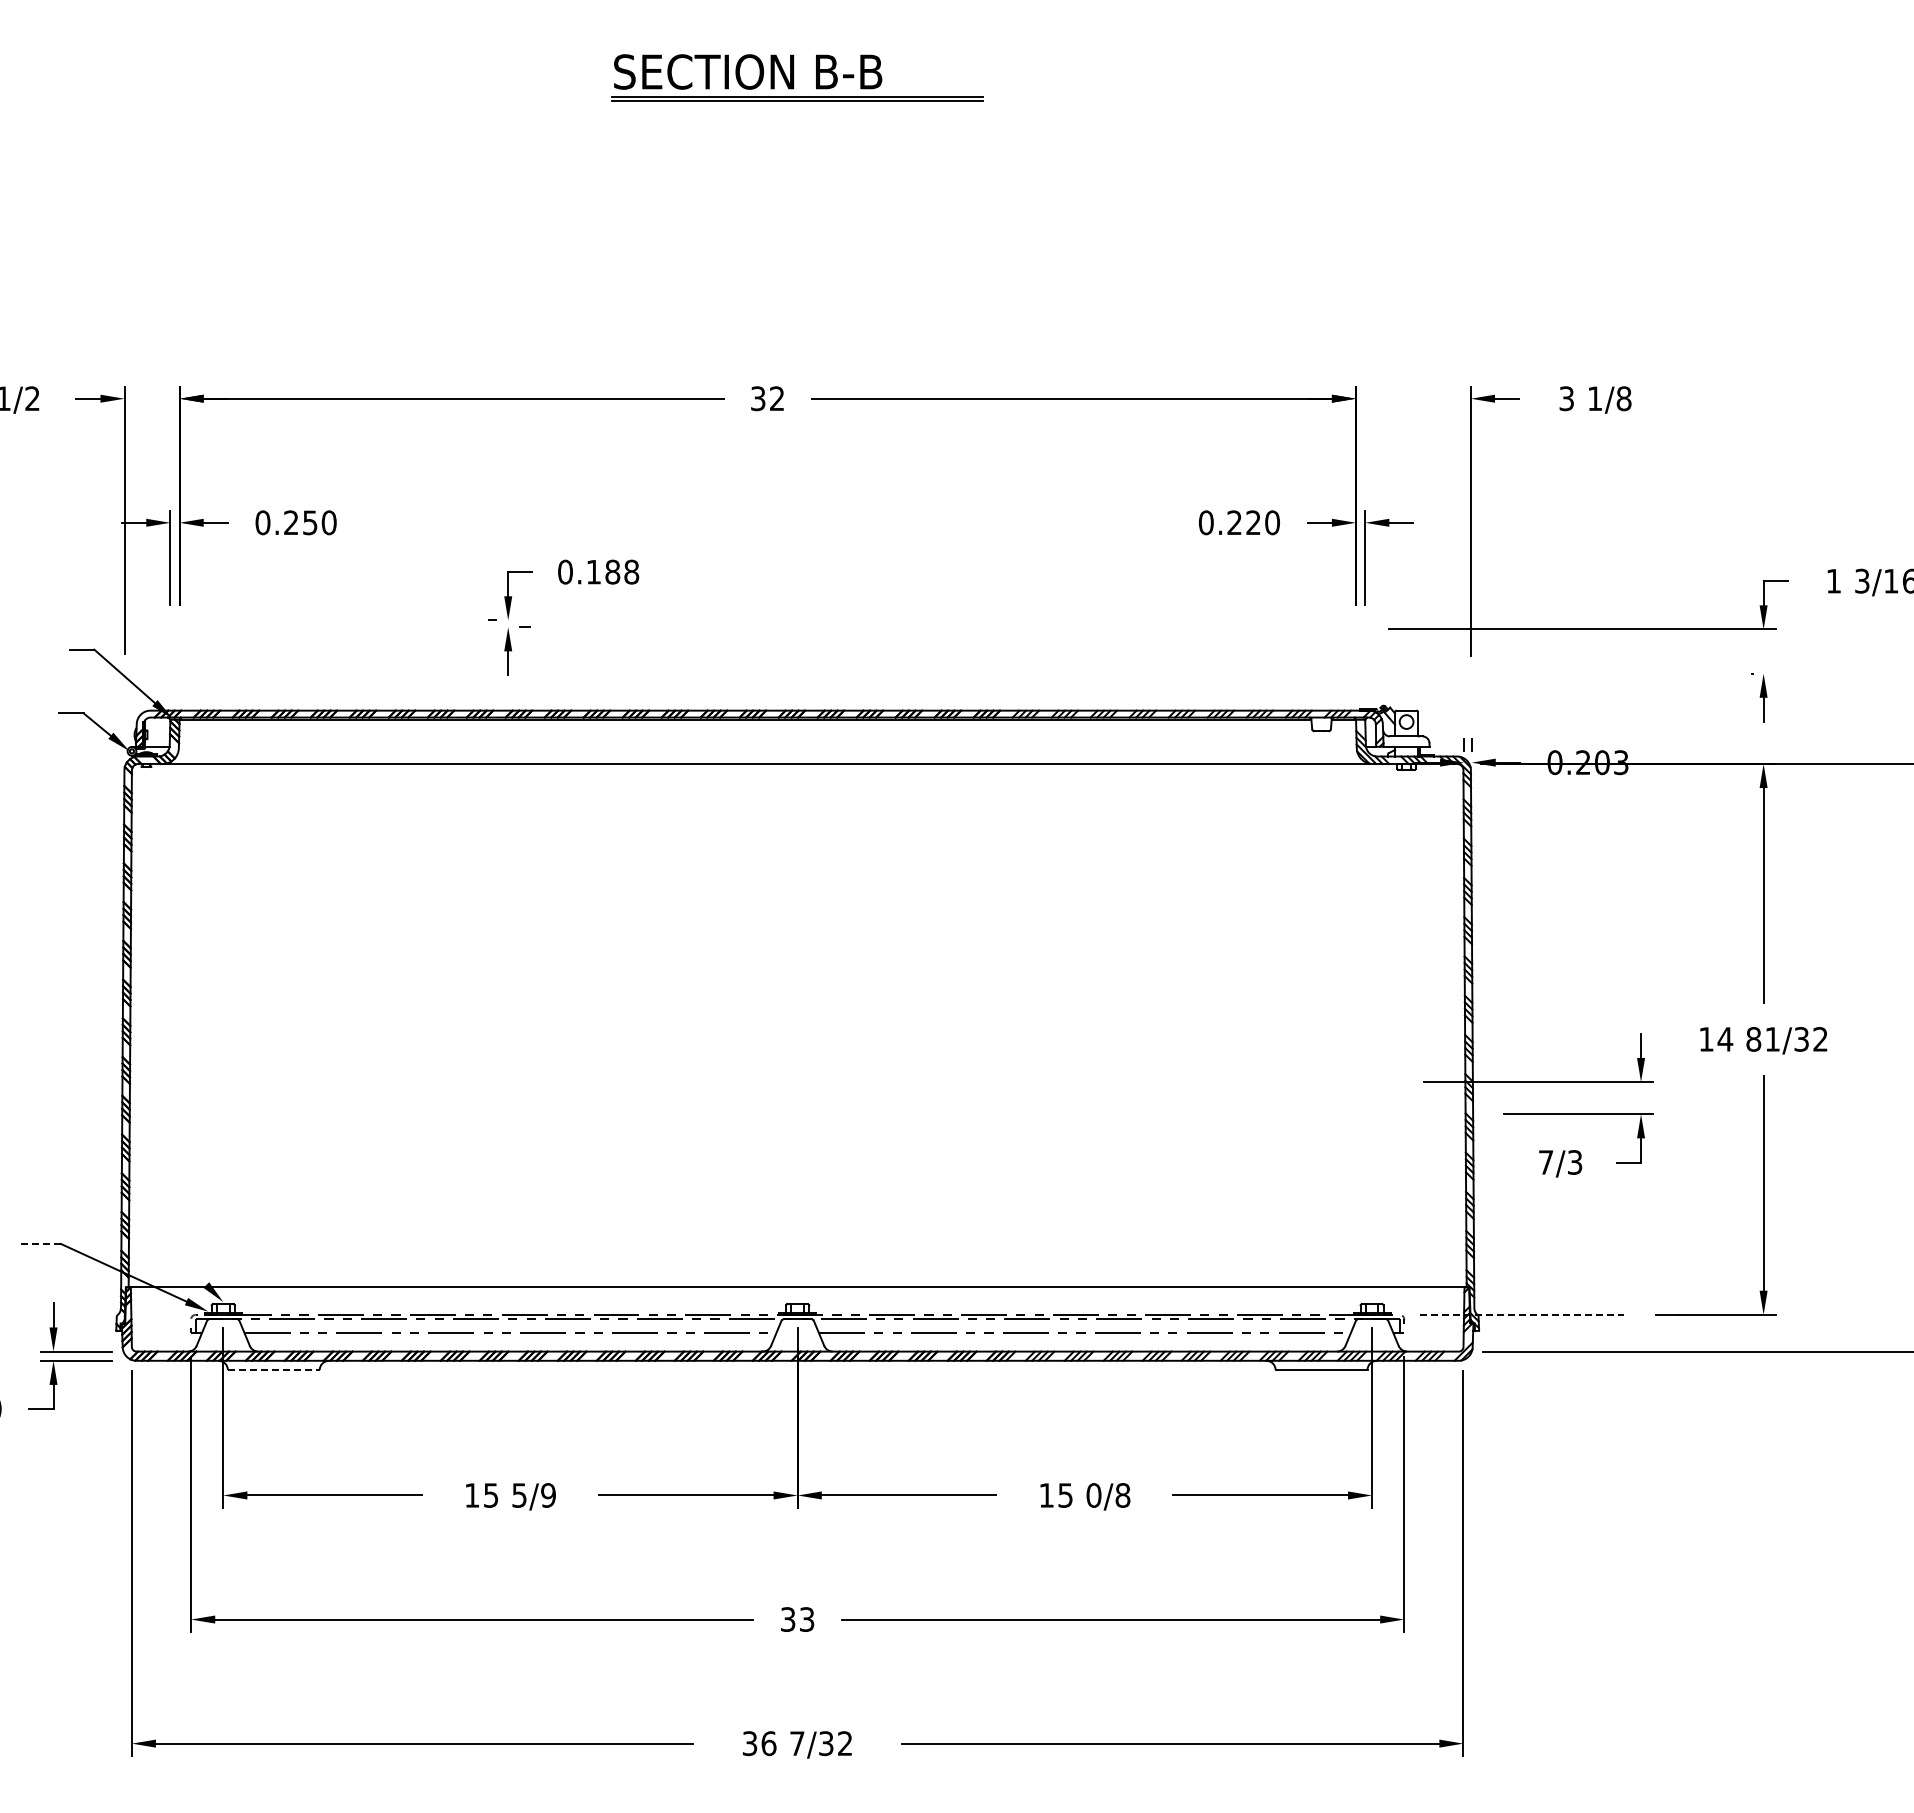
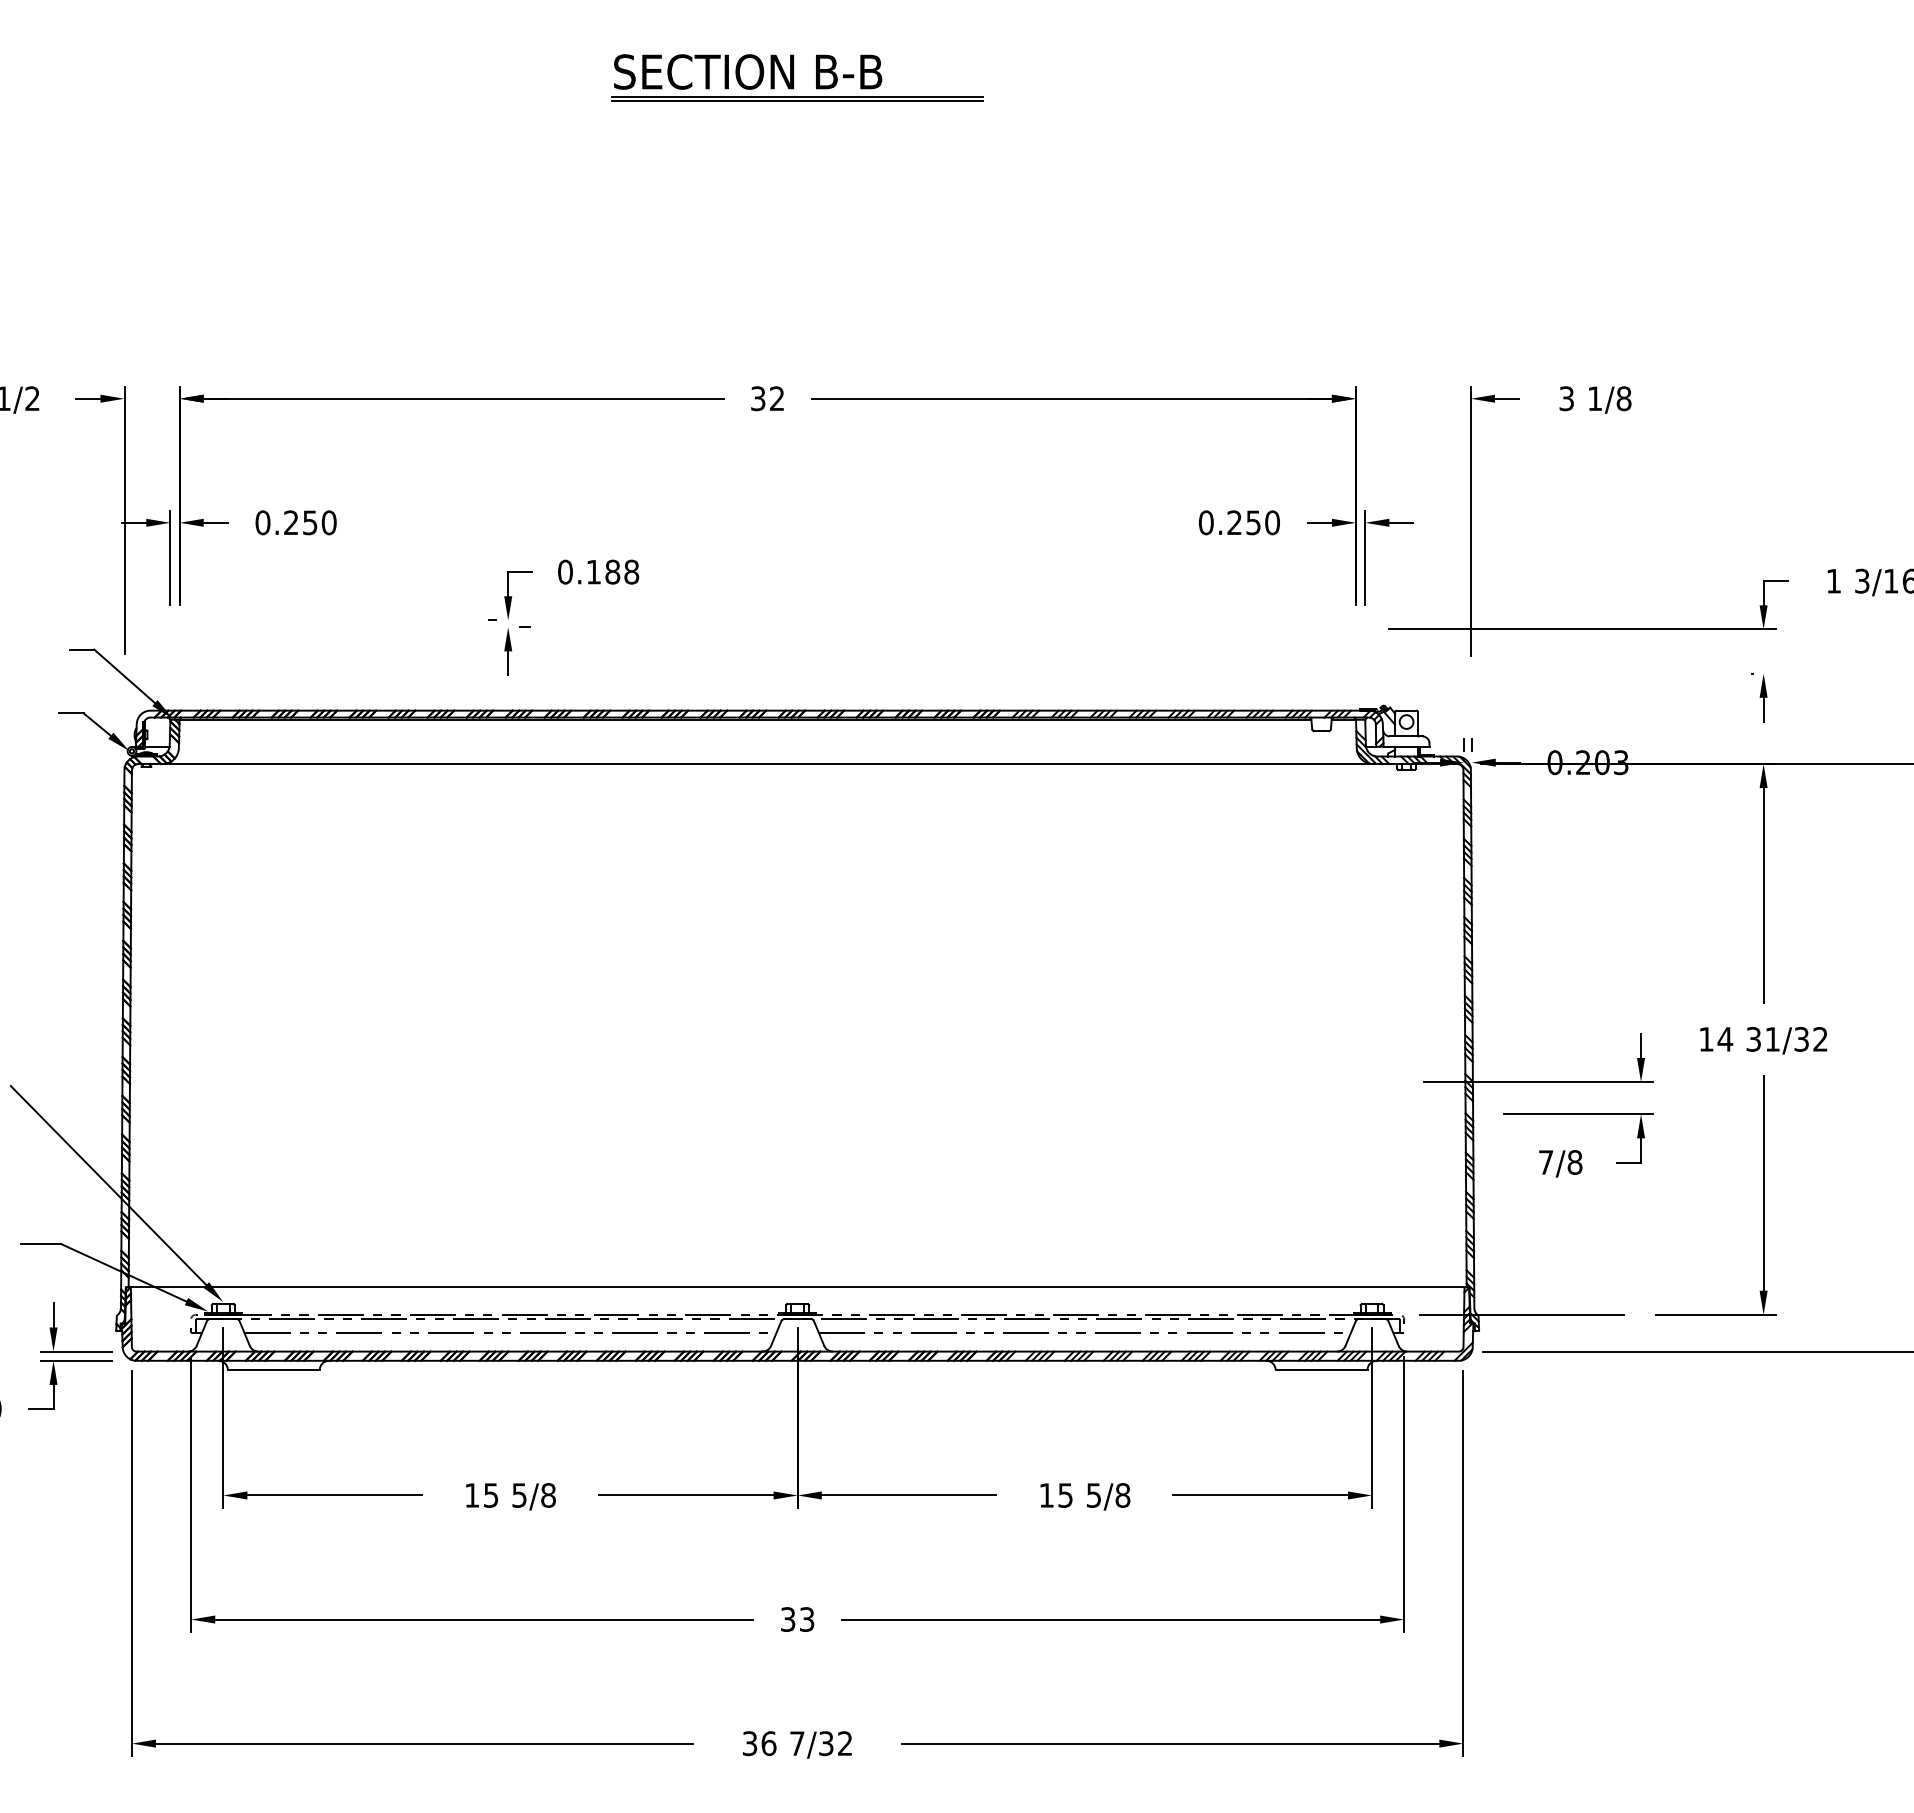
text: 0.220 -> 0.250 (1253, 522)
text: 81/32 -> 31/32 (1753, 1039)
text: 7/3 -> 7/8 (1574, 1162)
line: none -> present (108, 1185)
line: dashed -> solid (41, 1244)
line: dashed -> solid (1522, 1314)
line: dashed -> solid (273, 1369)
text: 5/9 -> 5/8 (548, 1495)
text: 0/8 -> 5/8 (1093, 1495)
